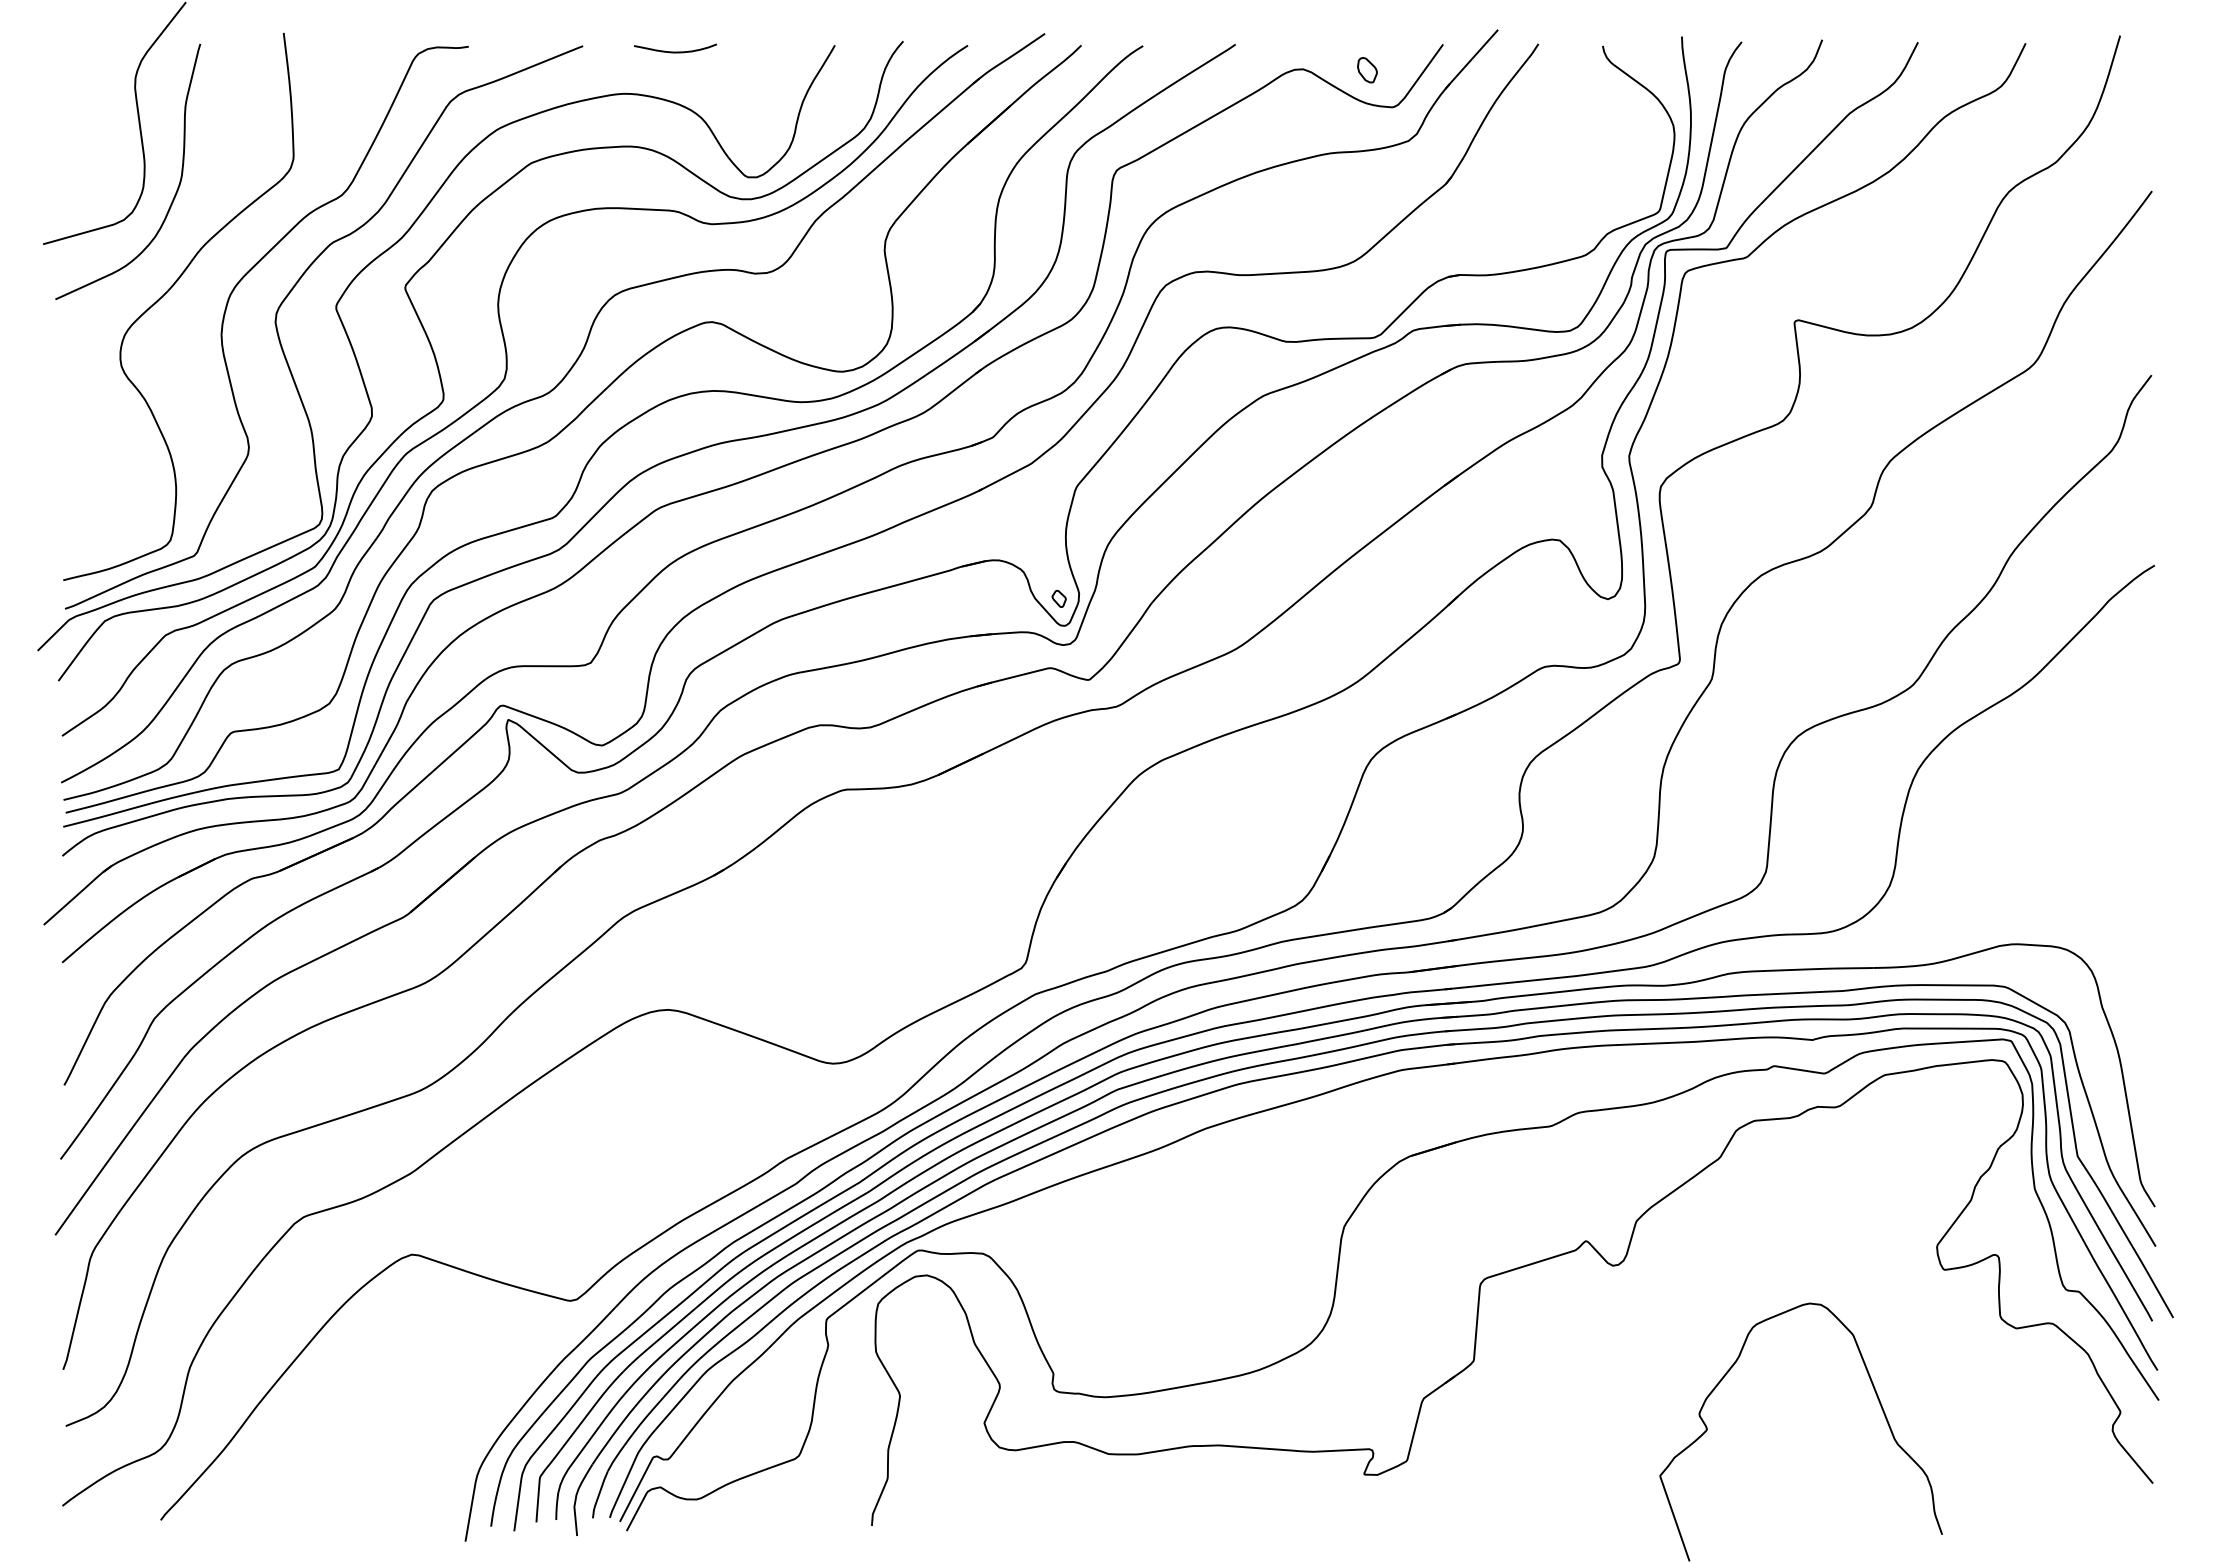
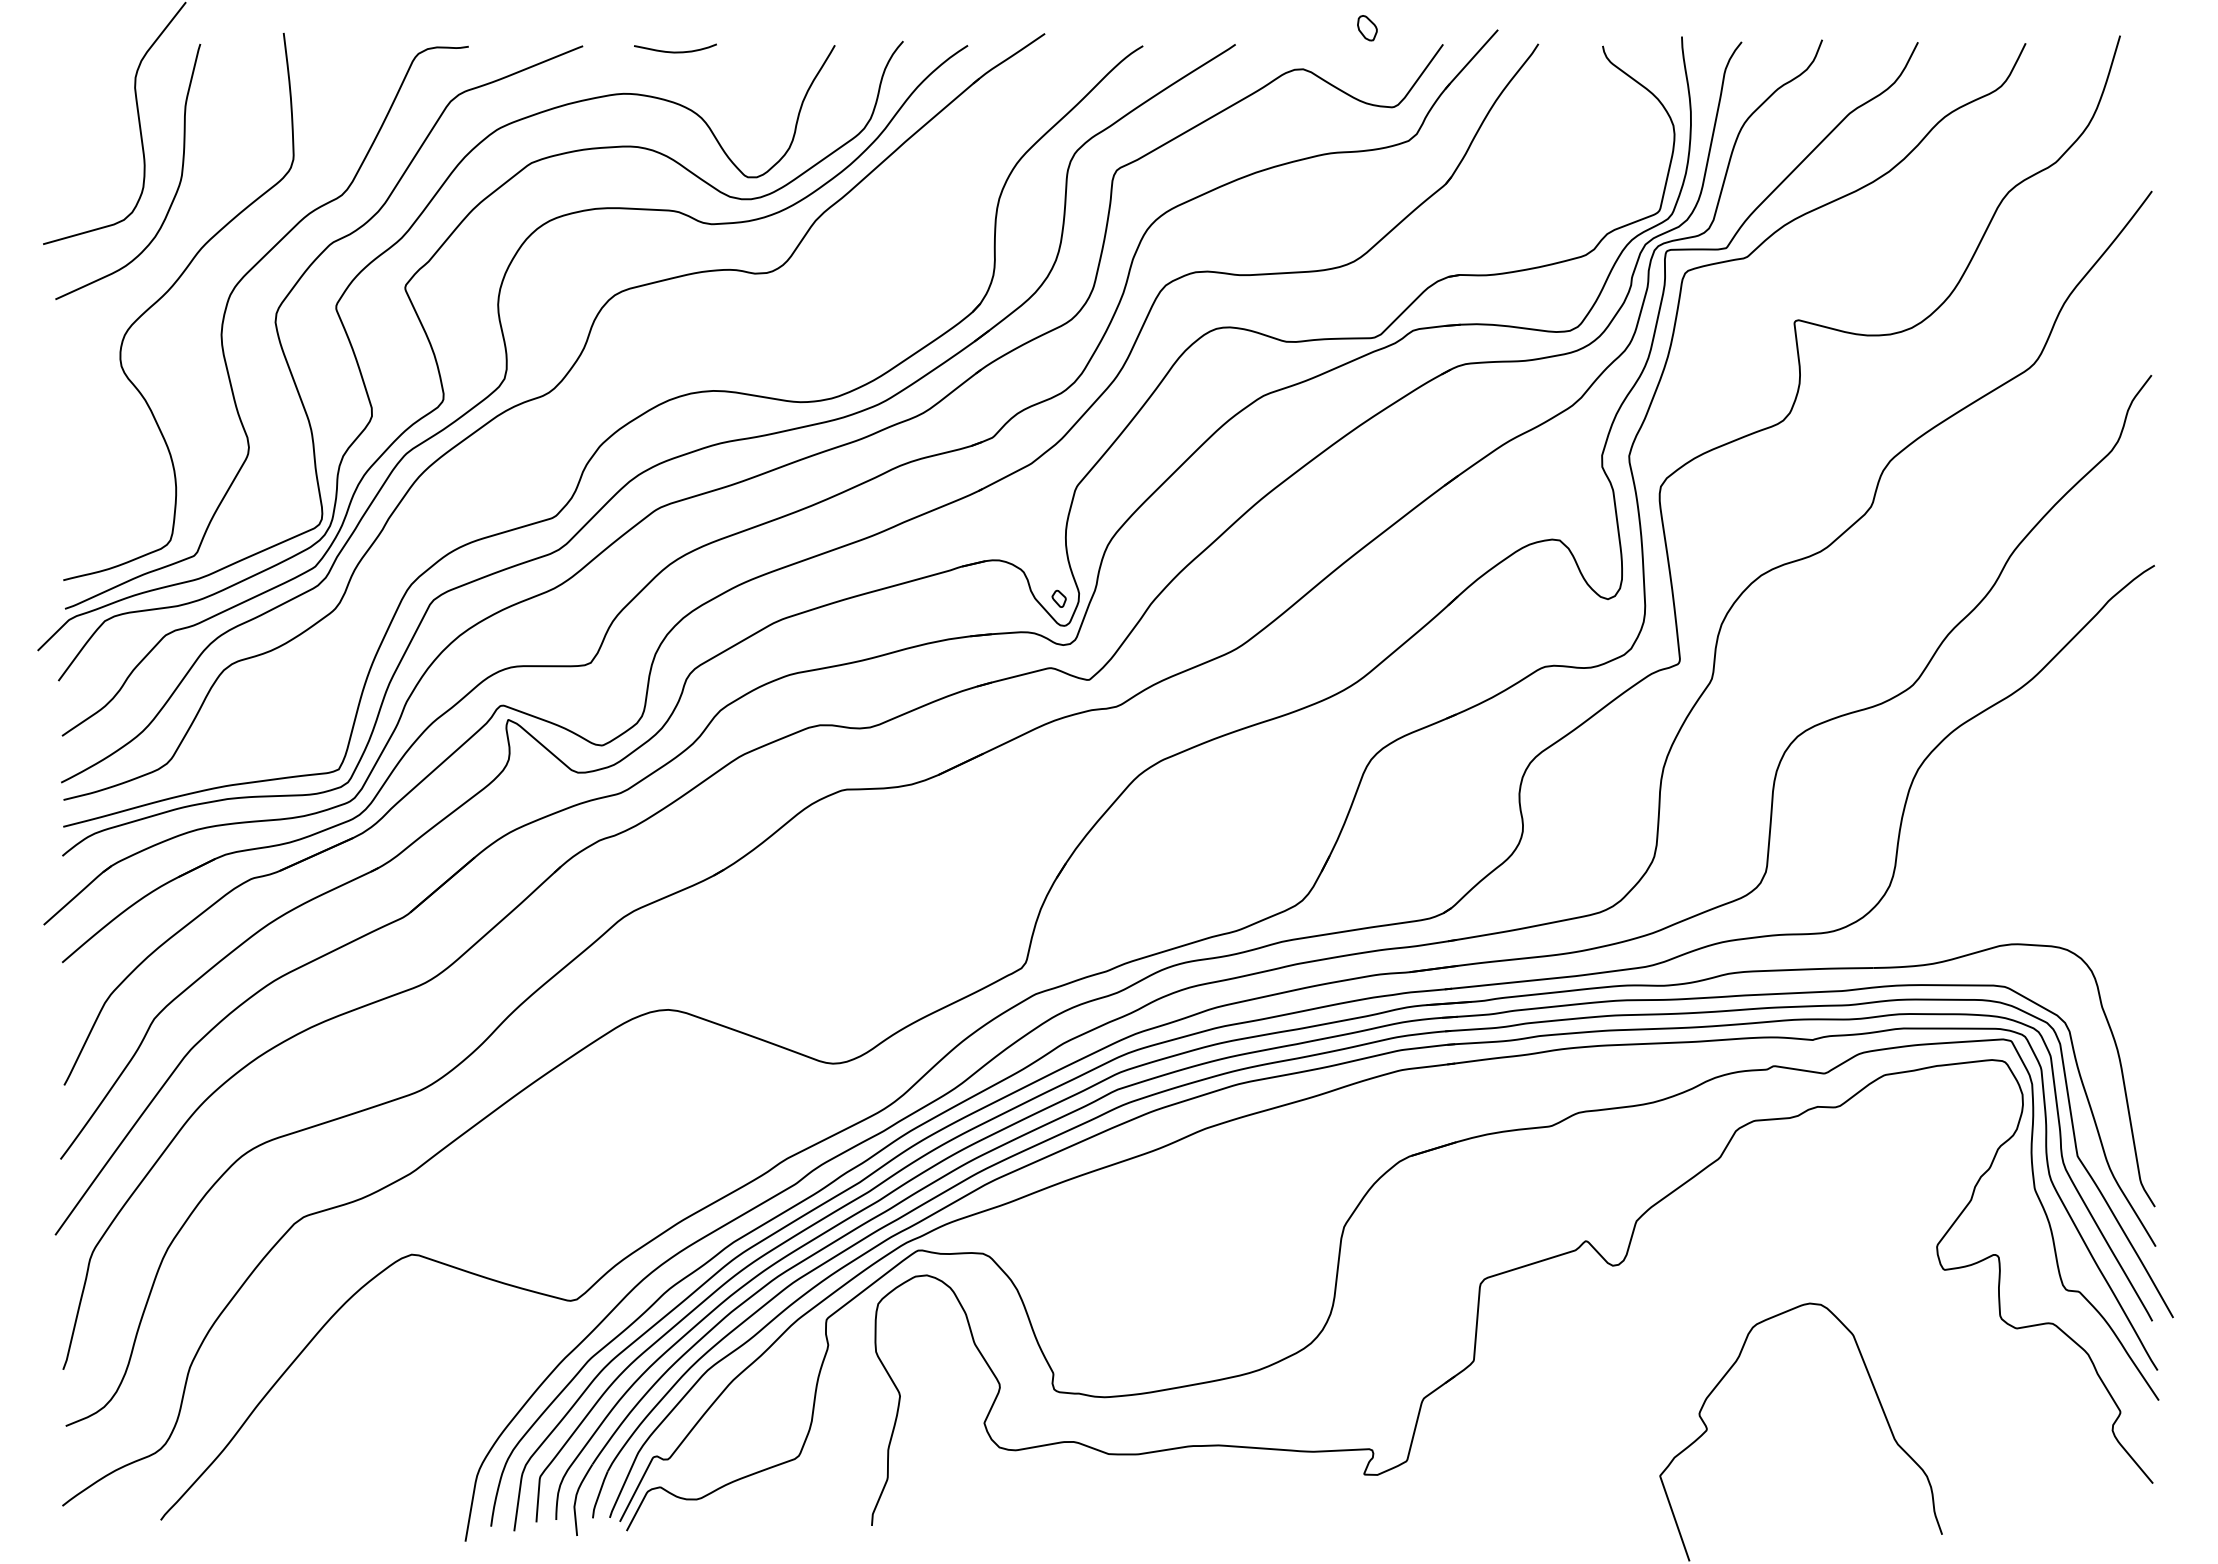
part position: (1367, 70) -> (1367, 28) (1367, 28)
part: present -> none (573, 429)
